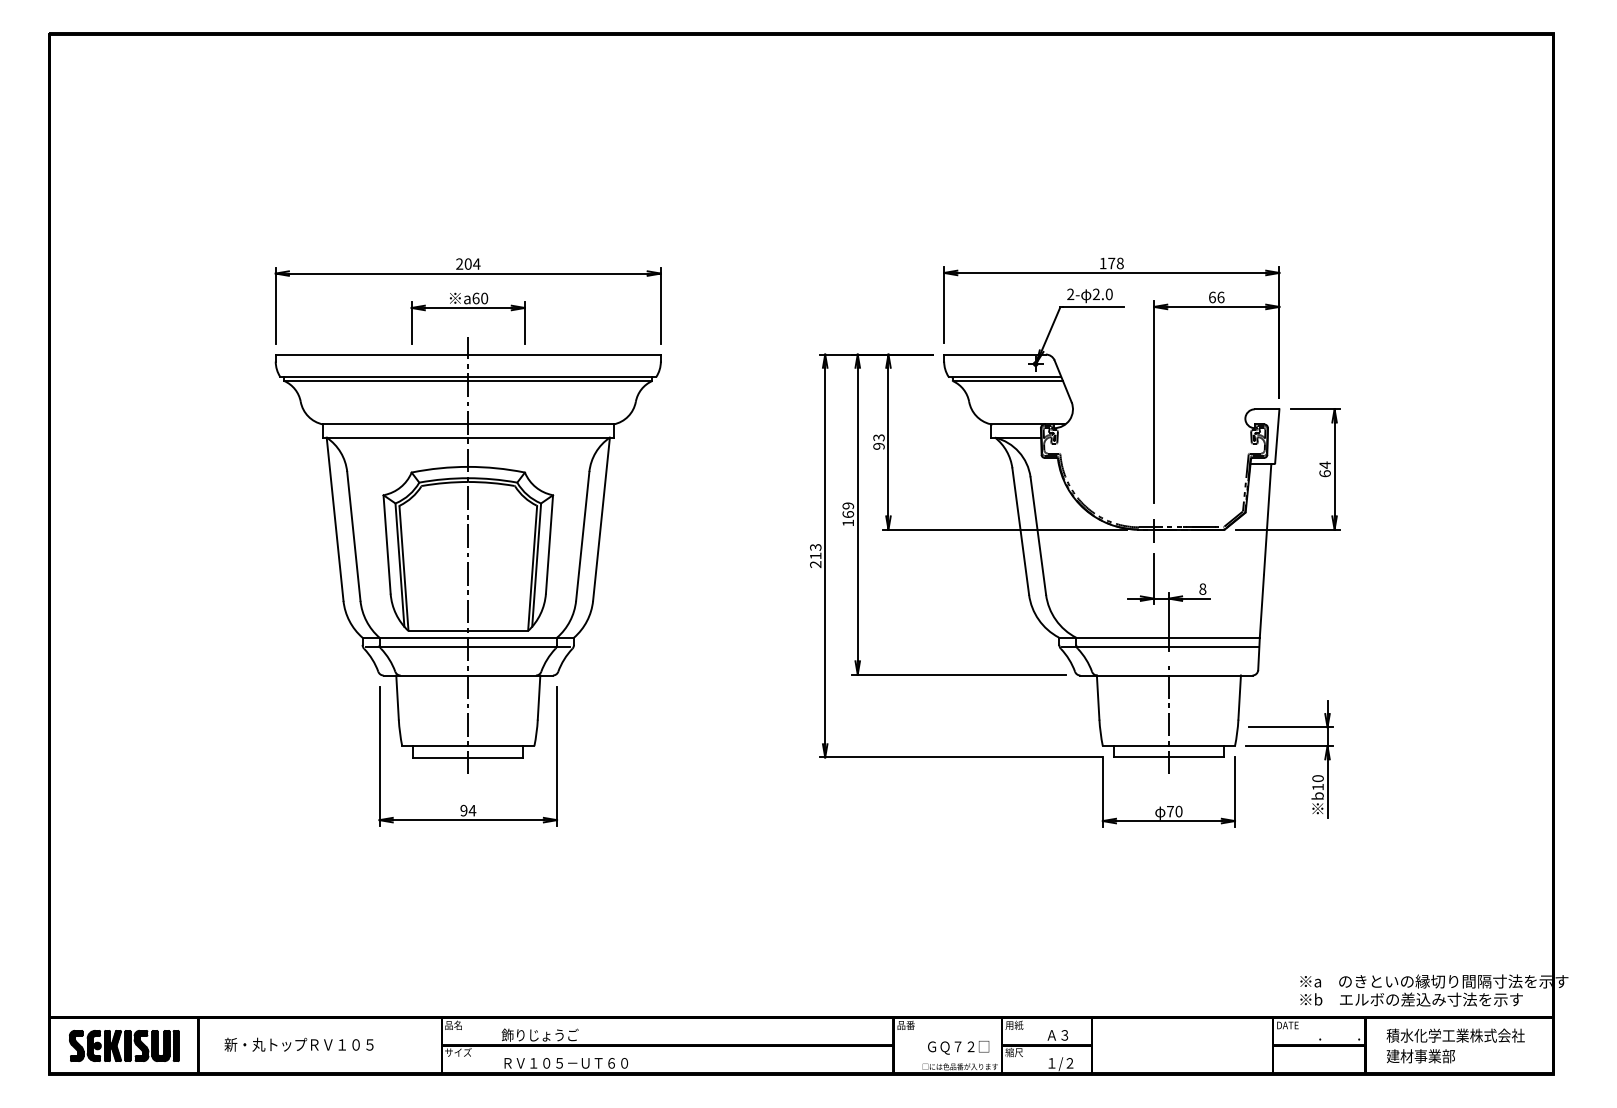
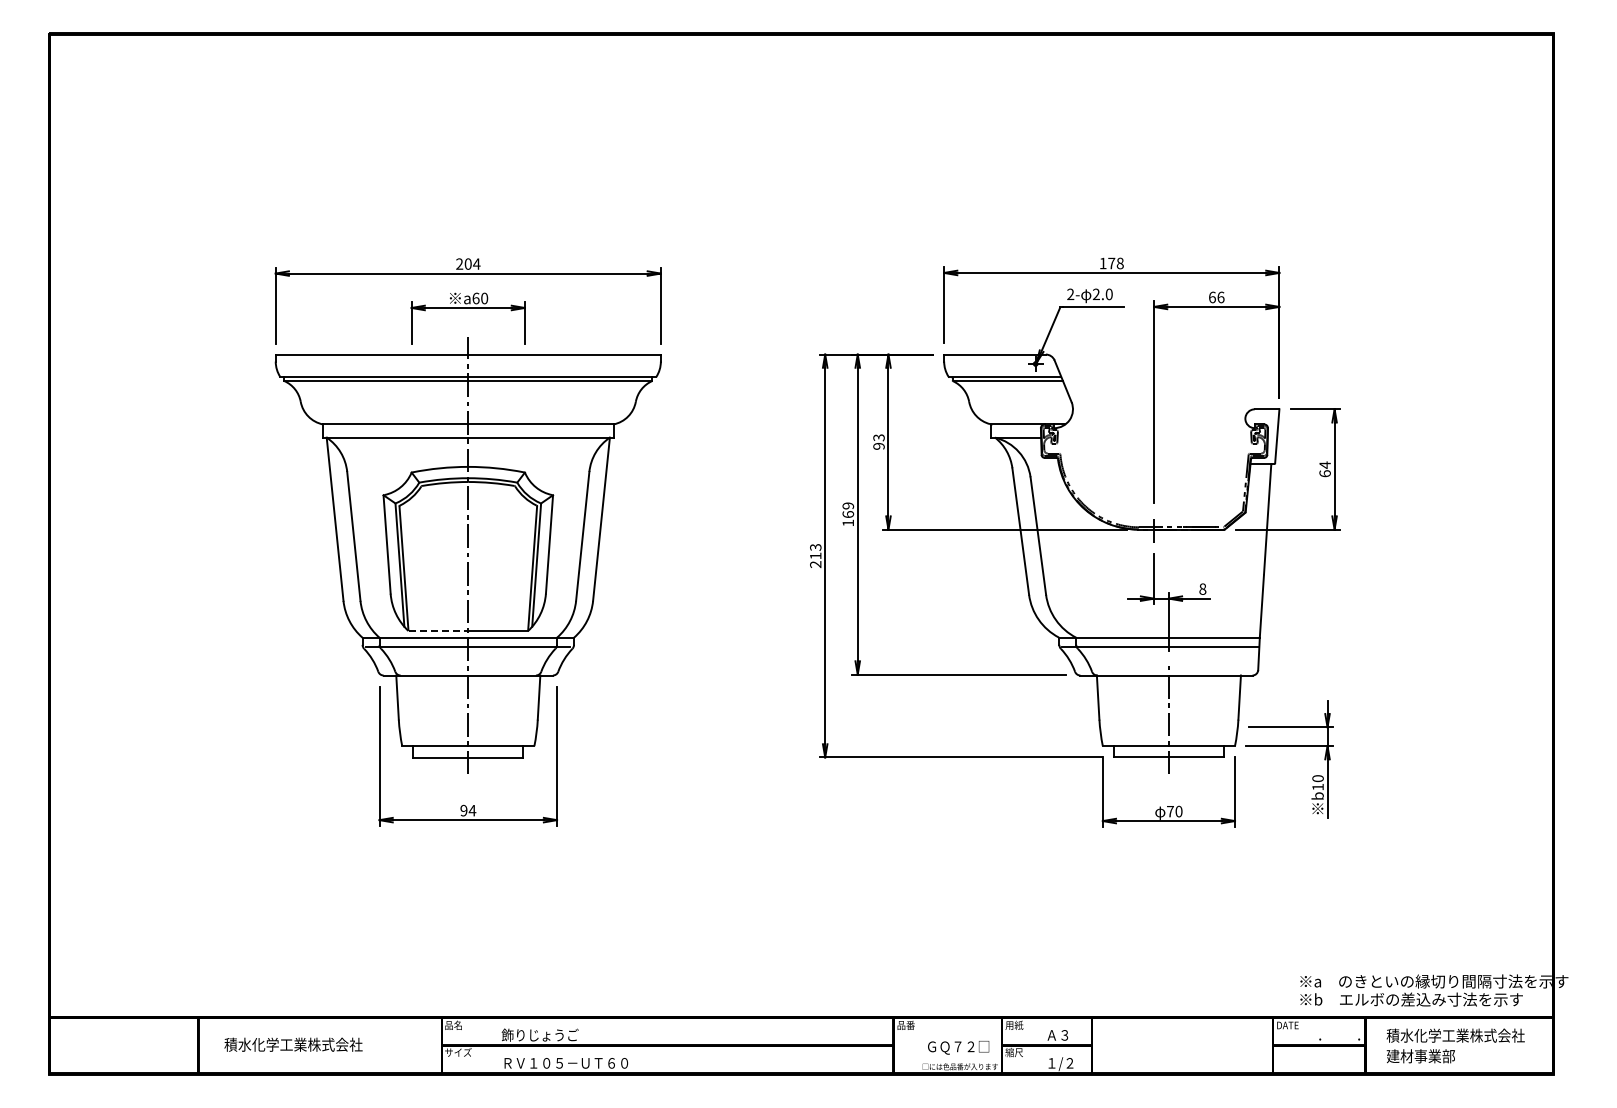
line: solid -> dashed (438, 631)
text: 新・丸トップＲＶ１０５ -> 積水化学工業株式会社 (298, 1044)
part: present -> none (124, 1045)
